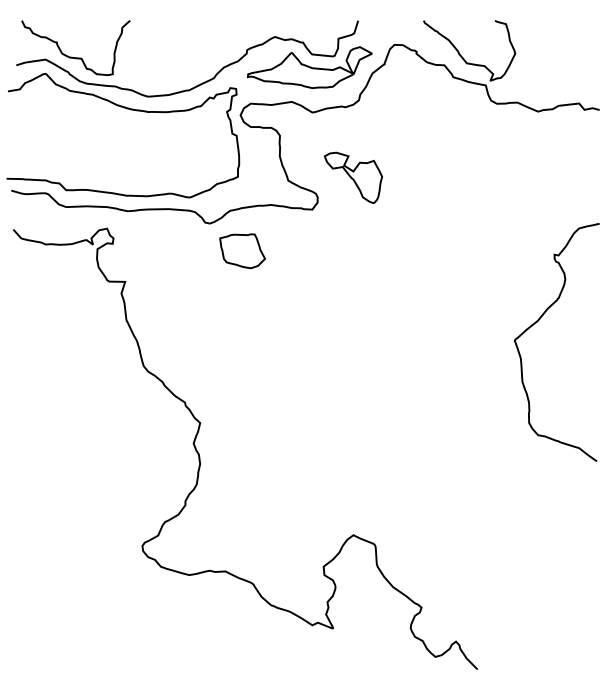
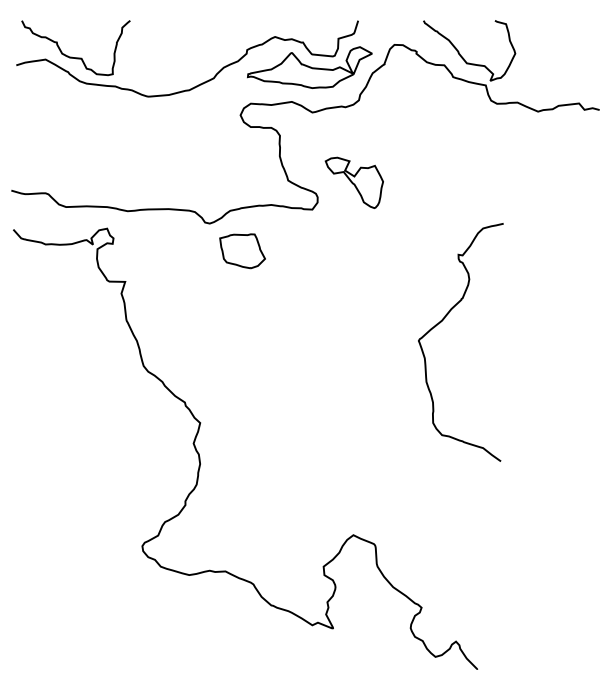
curve: present -> none (131, 110)
part position: (352, 177) -> (353, 182) (353, 182)
curve position: (537, 322) -> (441, 322) (441, 322)
